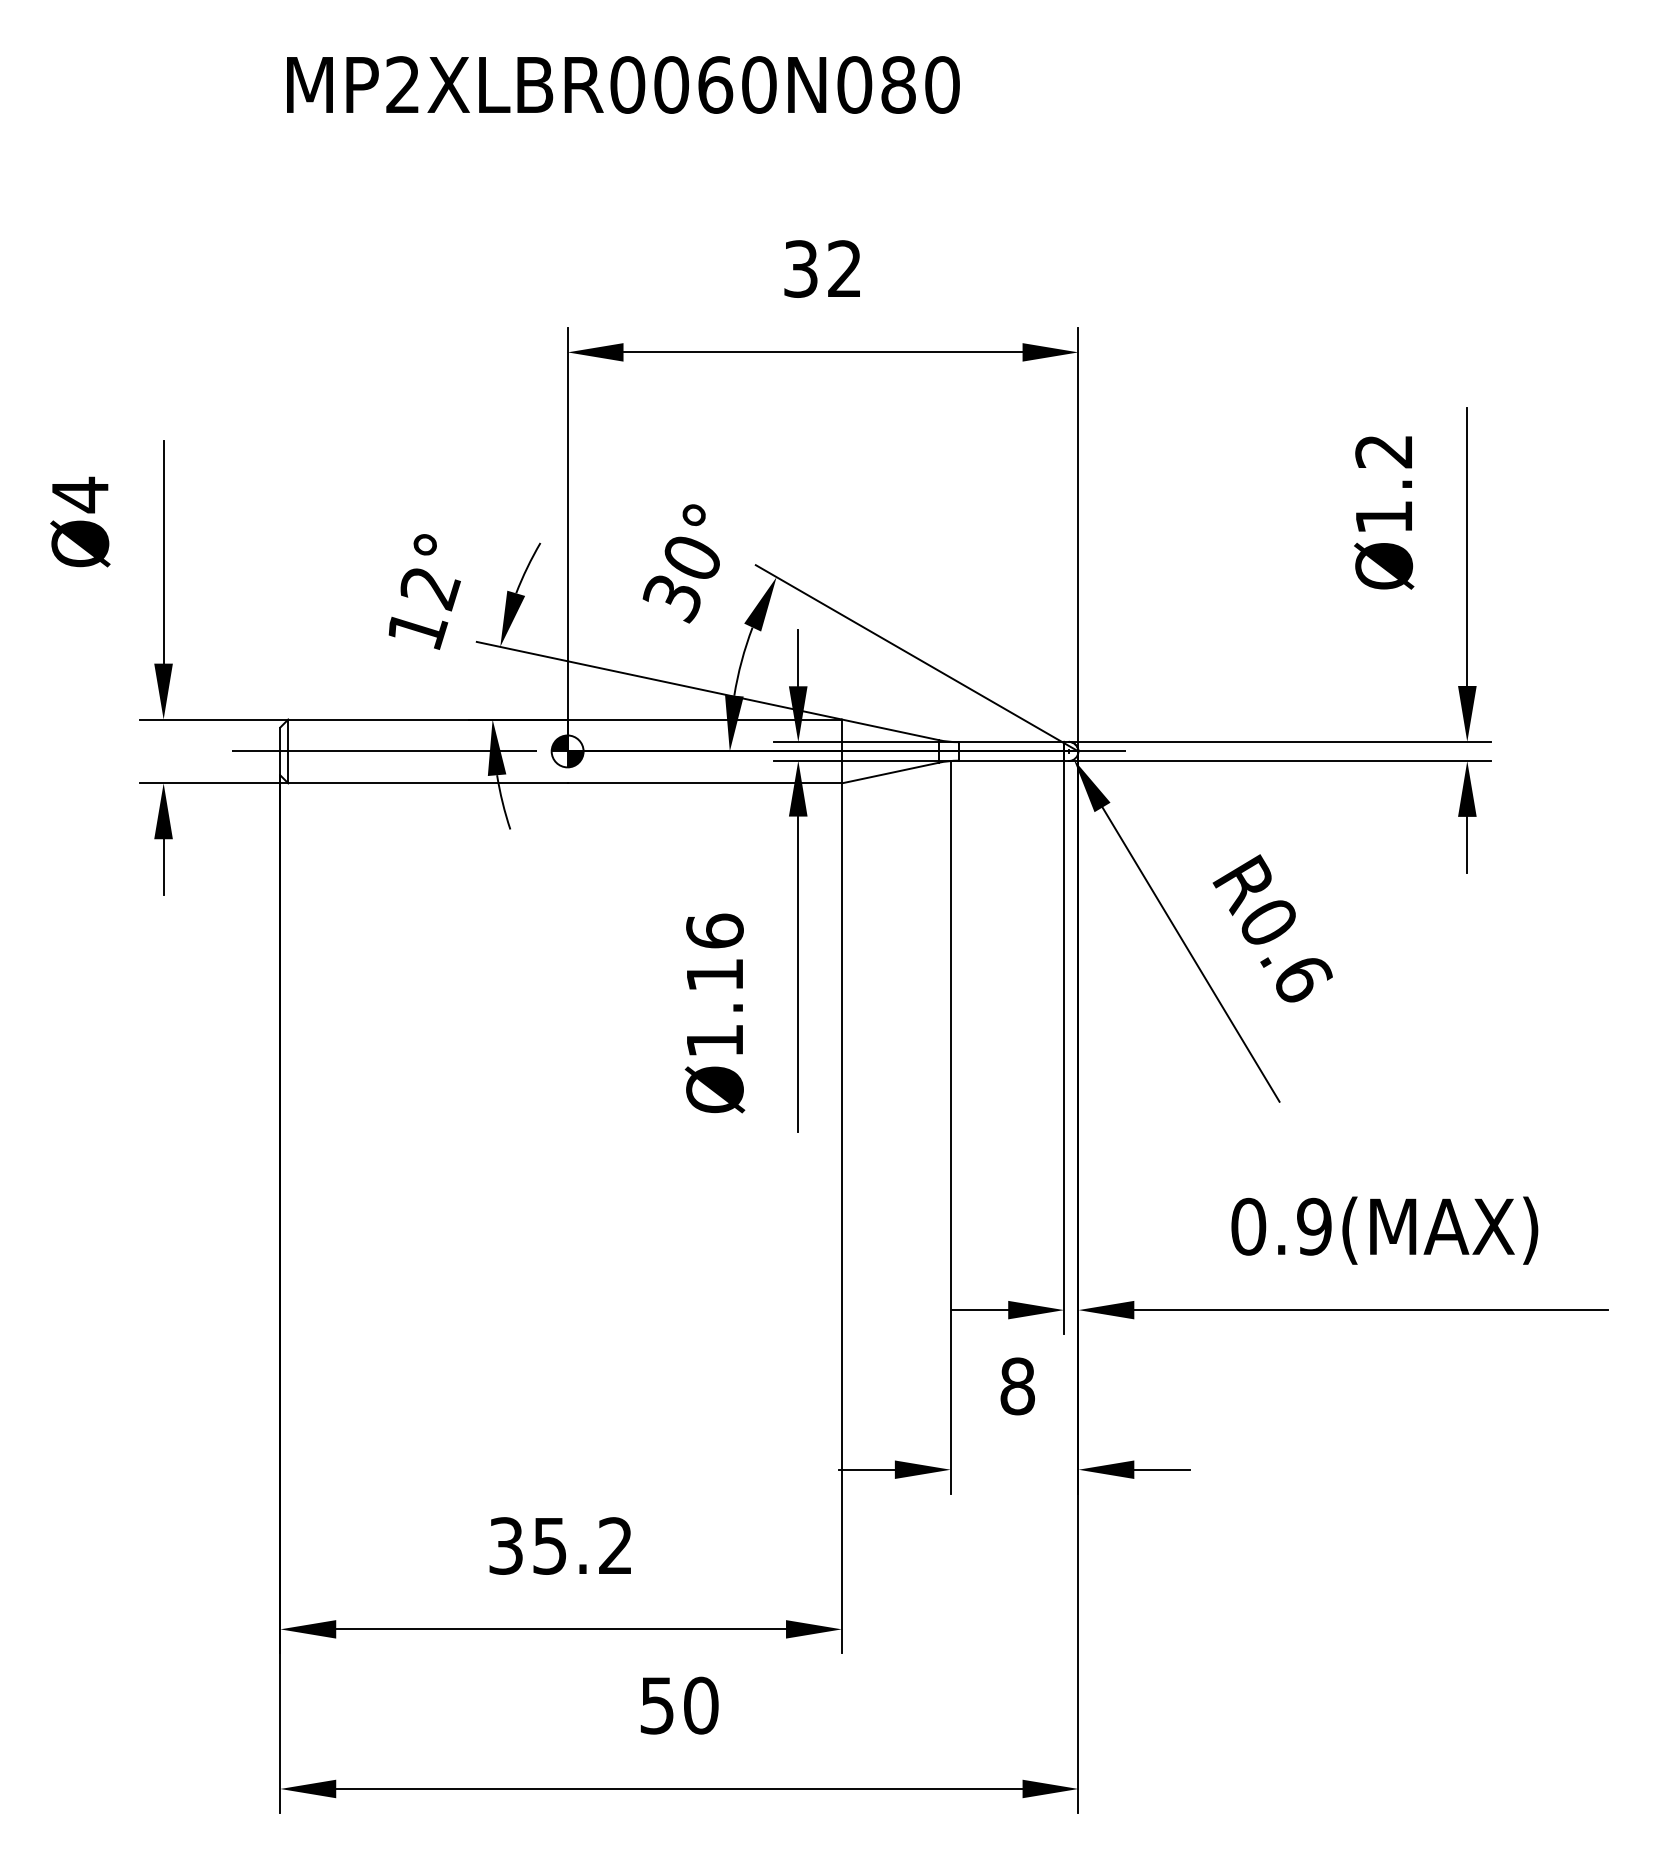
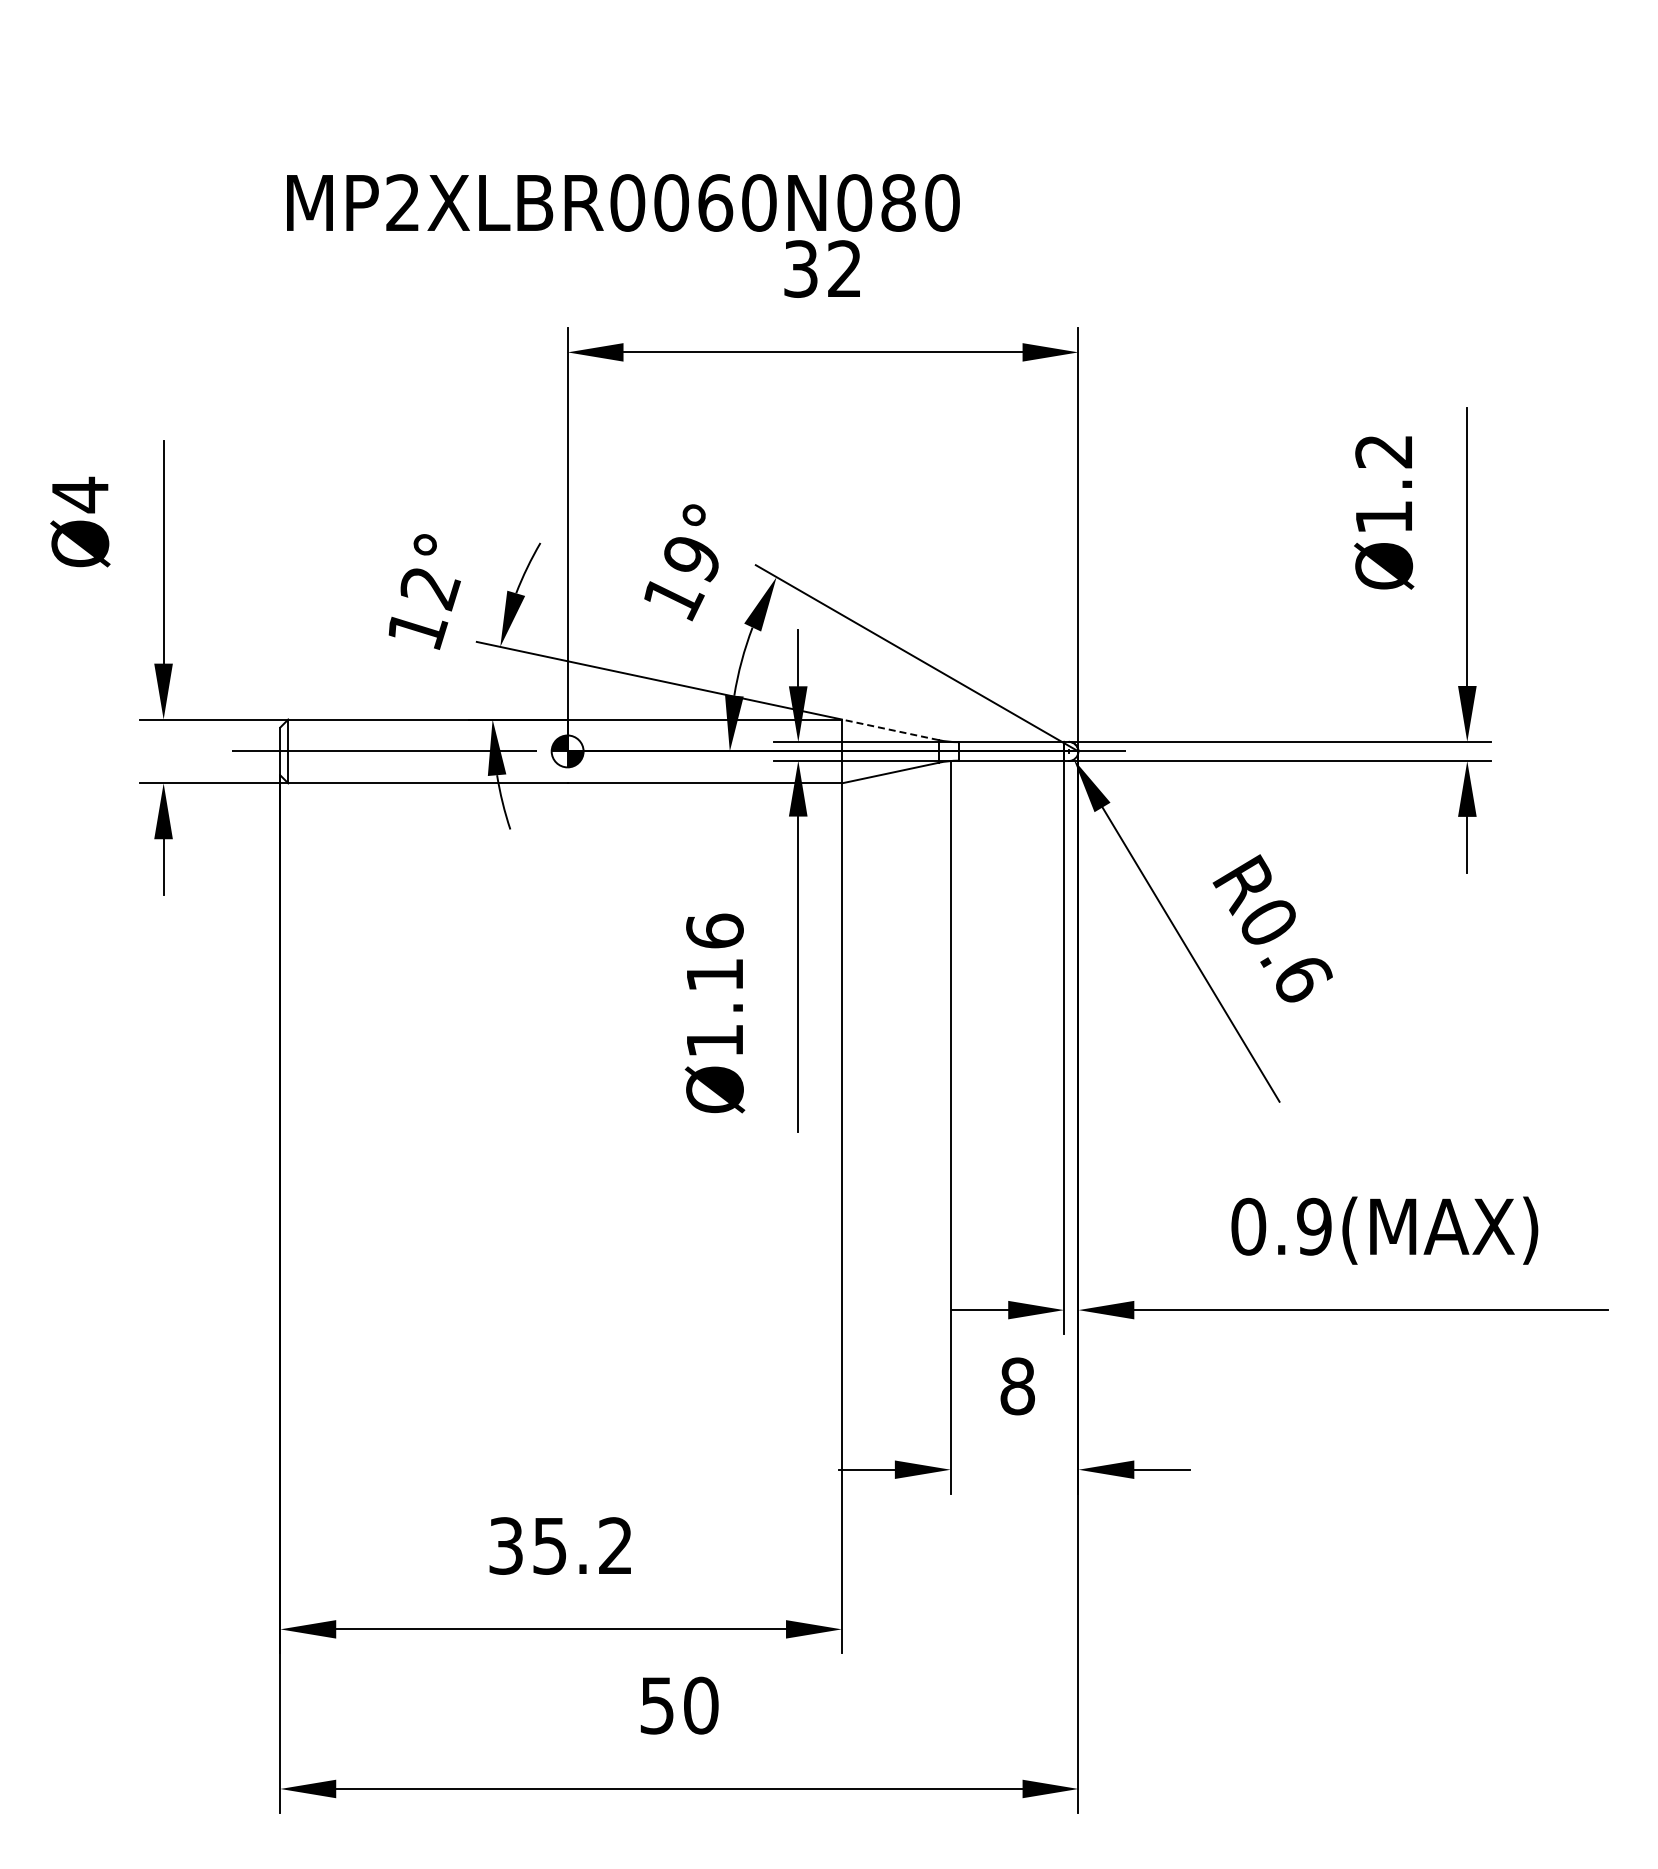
text position: (623, 84) -> (623, 202) (623, 202)
text: 30° -> 19° (680, 579)
line: solid -> dashed (889, 729)
